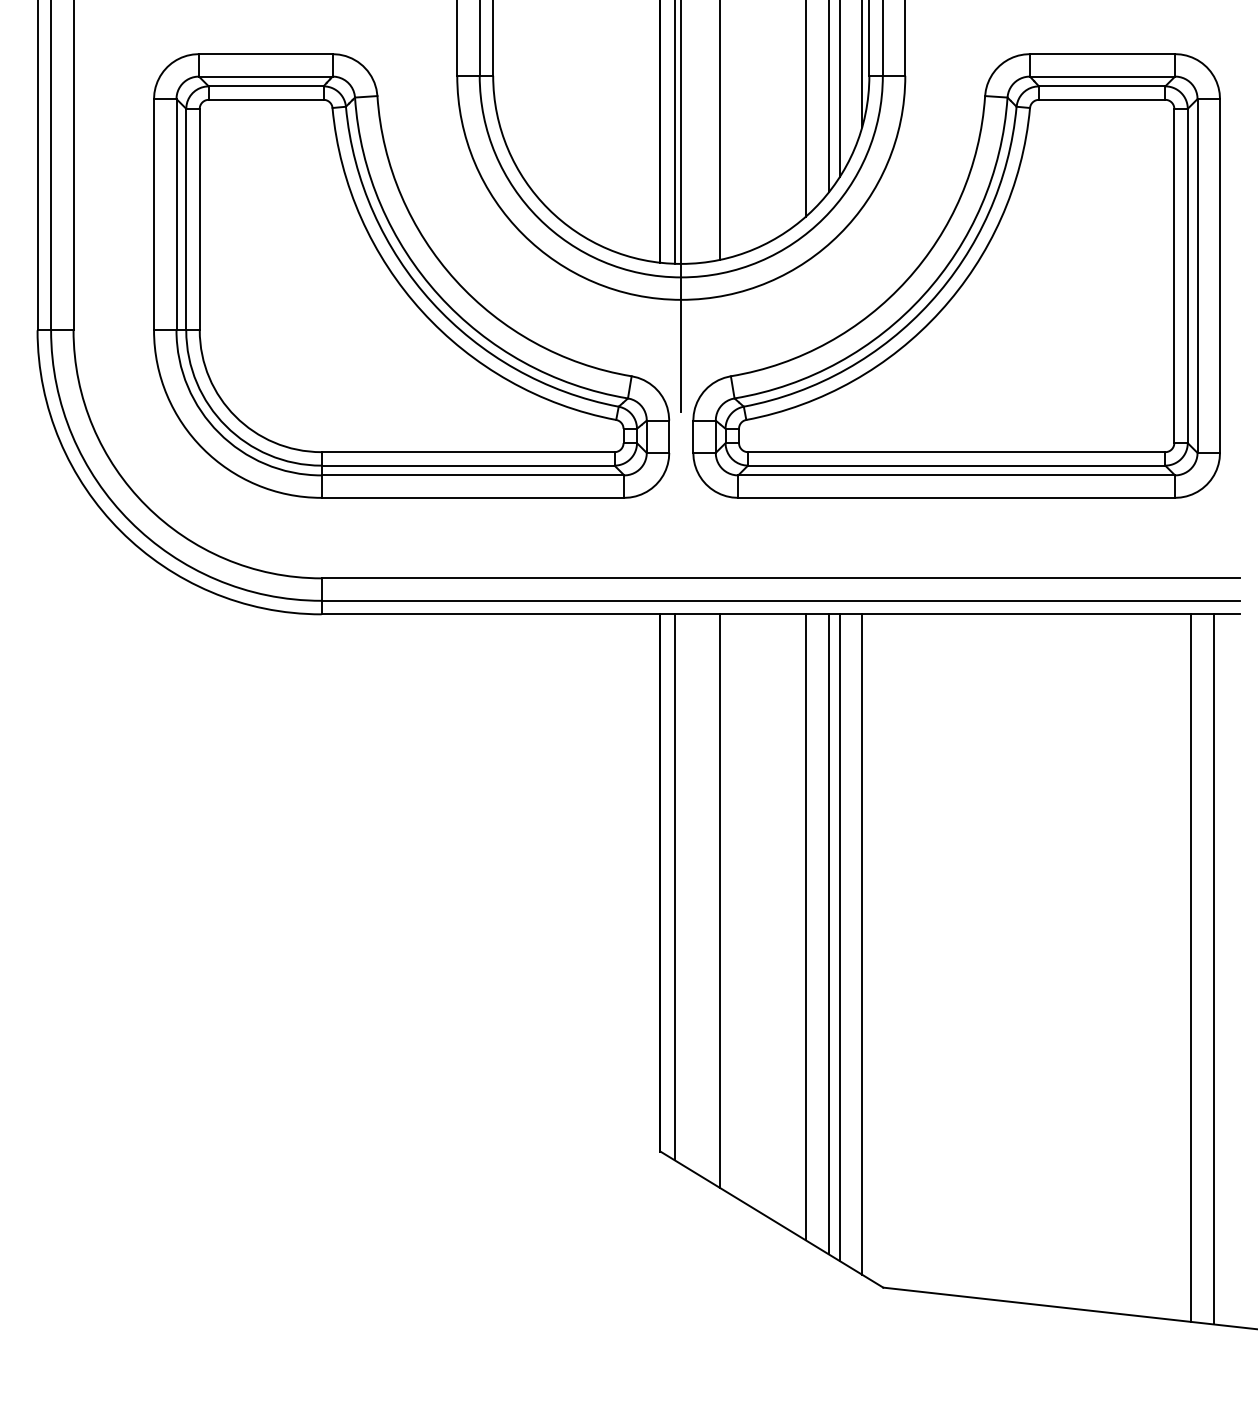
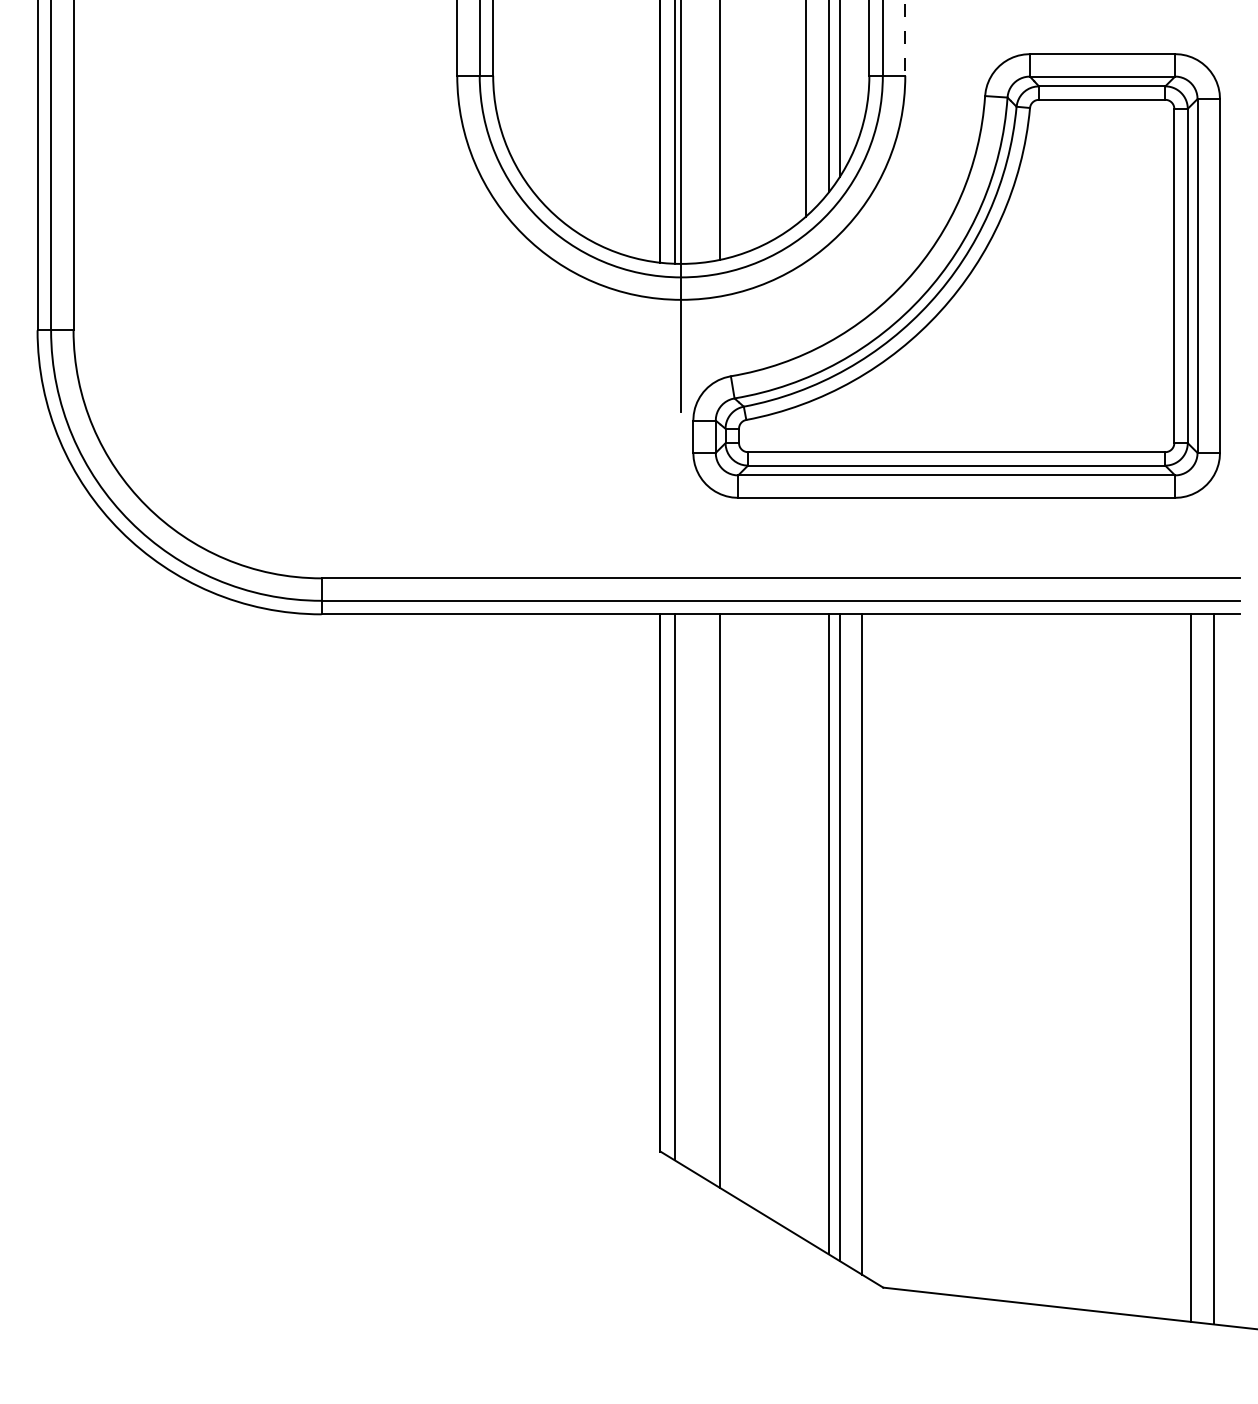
line: solid -> dashed (905, 38)
line: present -> none (862, 64)
part: present -> none (411, 275)
line: present -> none (806, 927)
